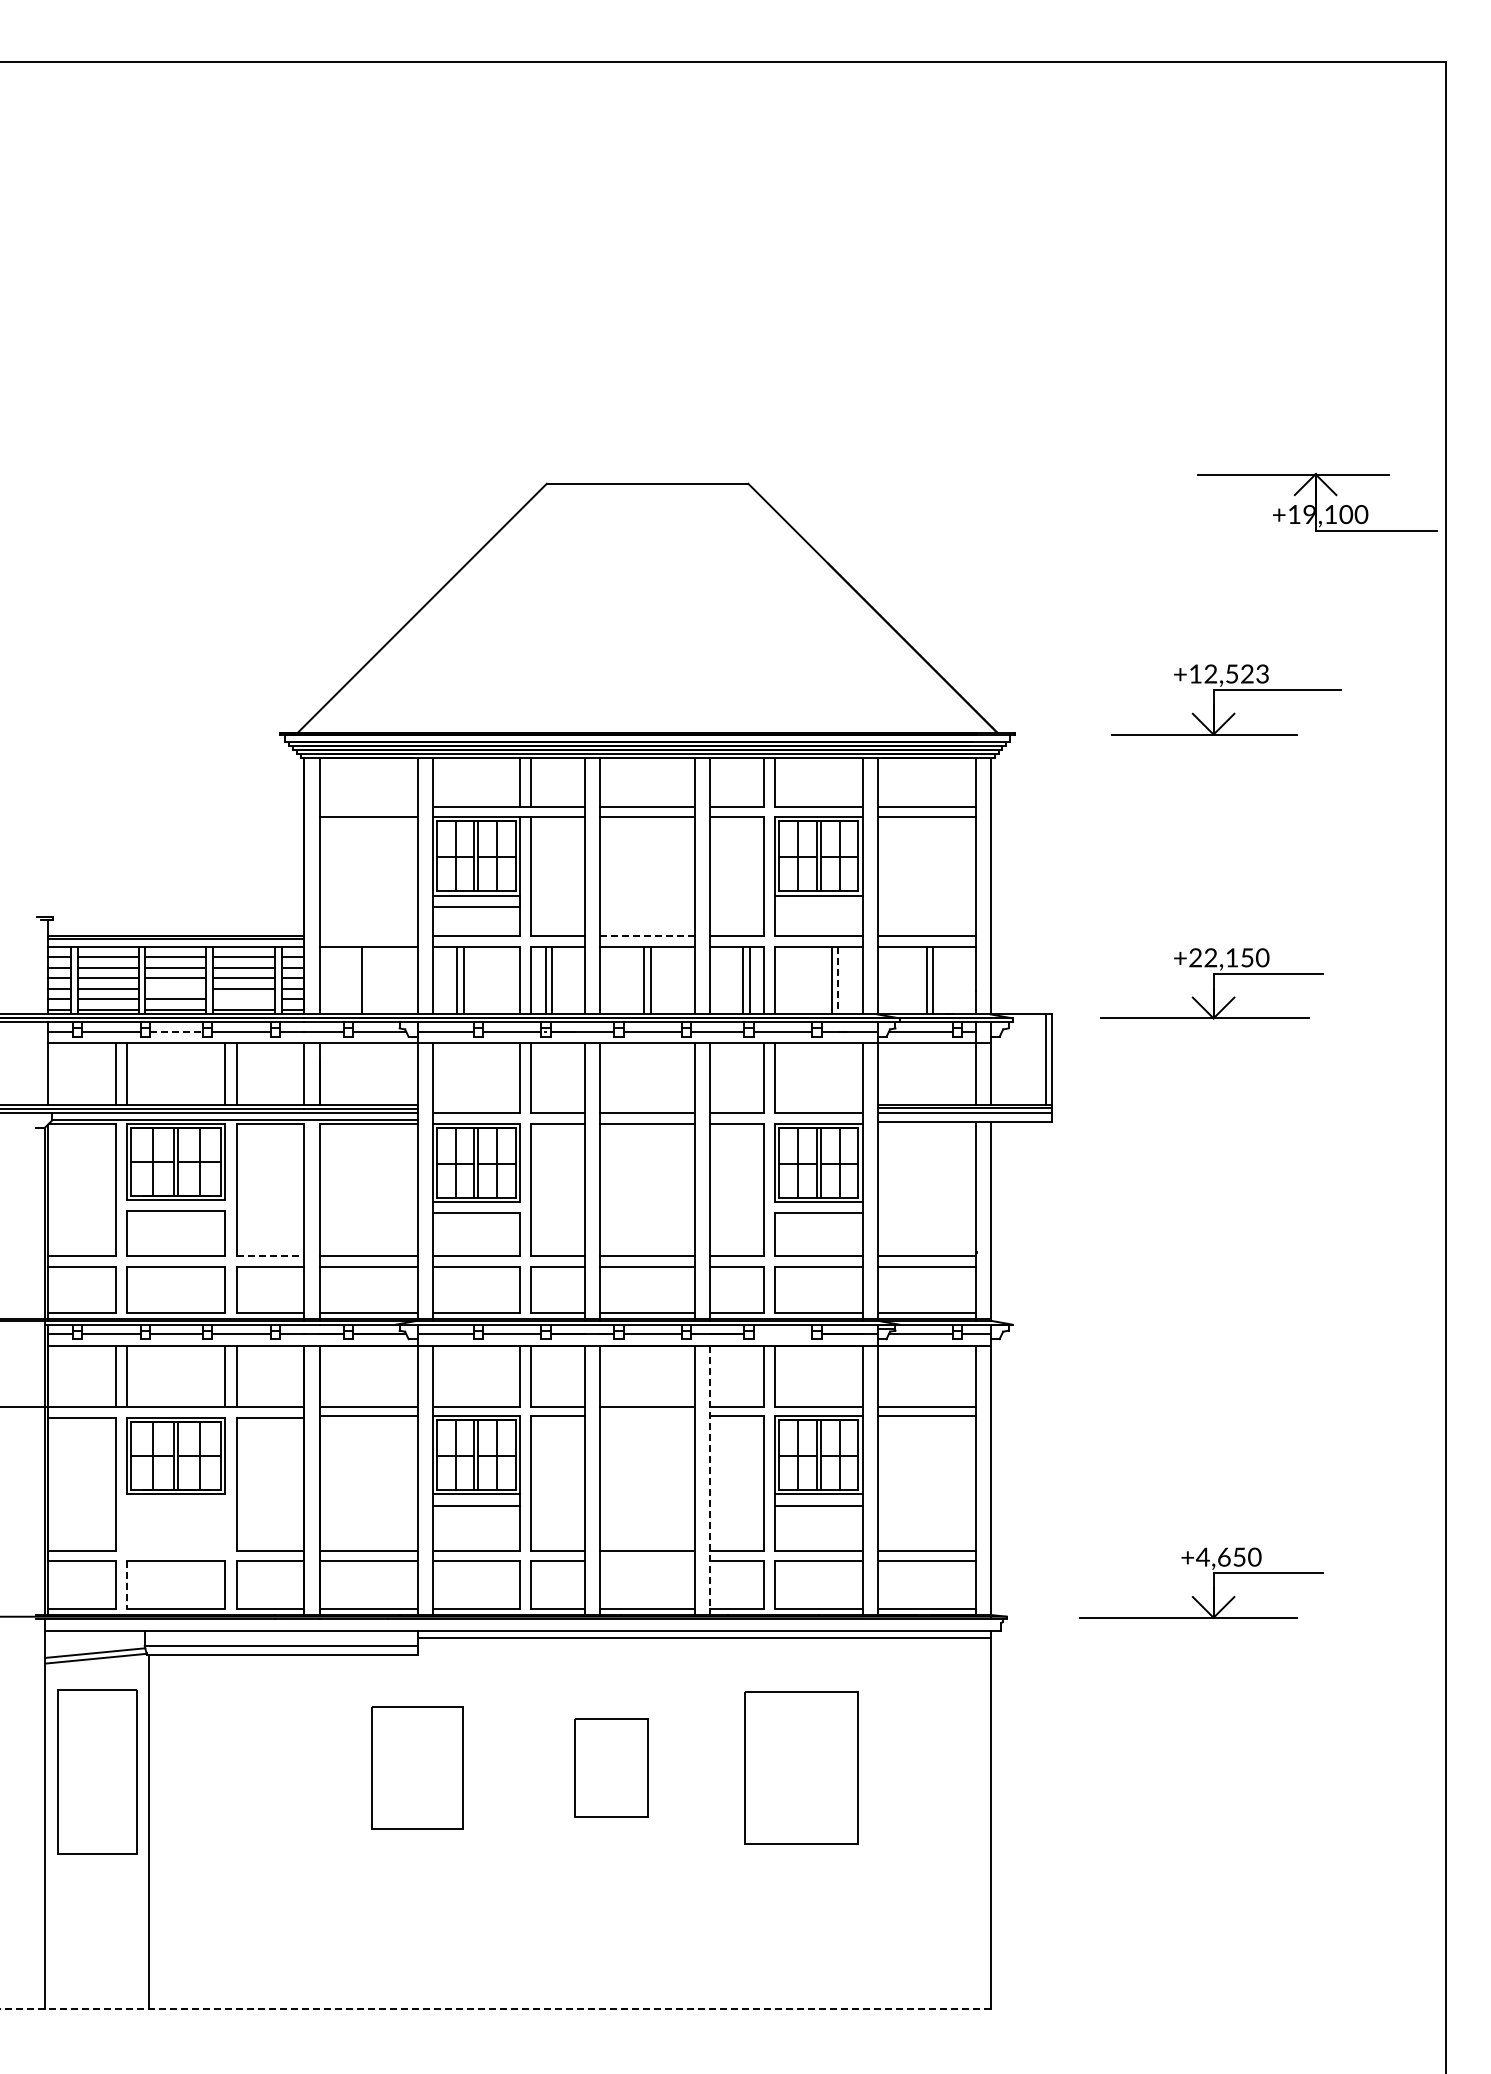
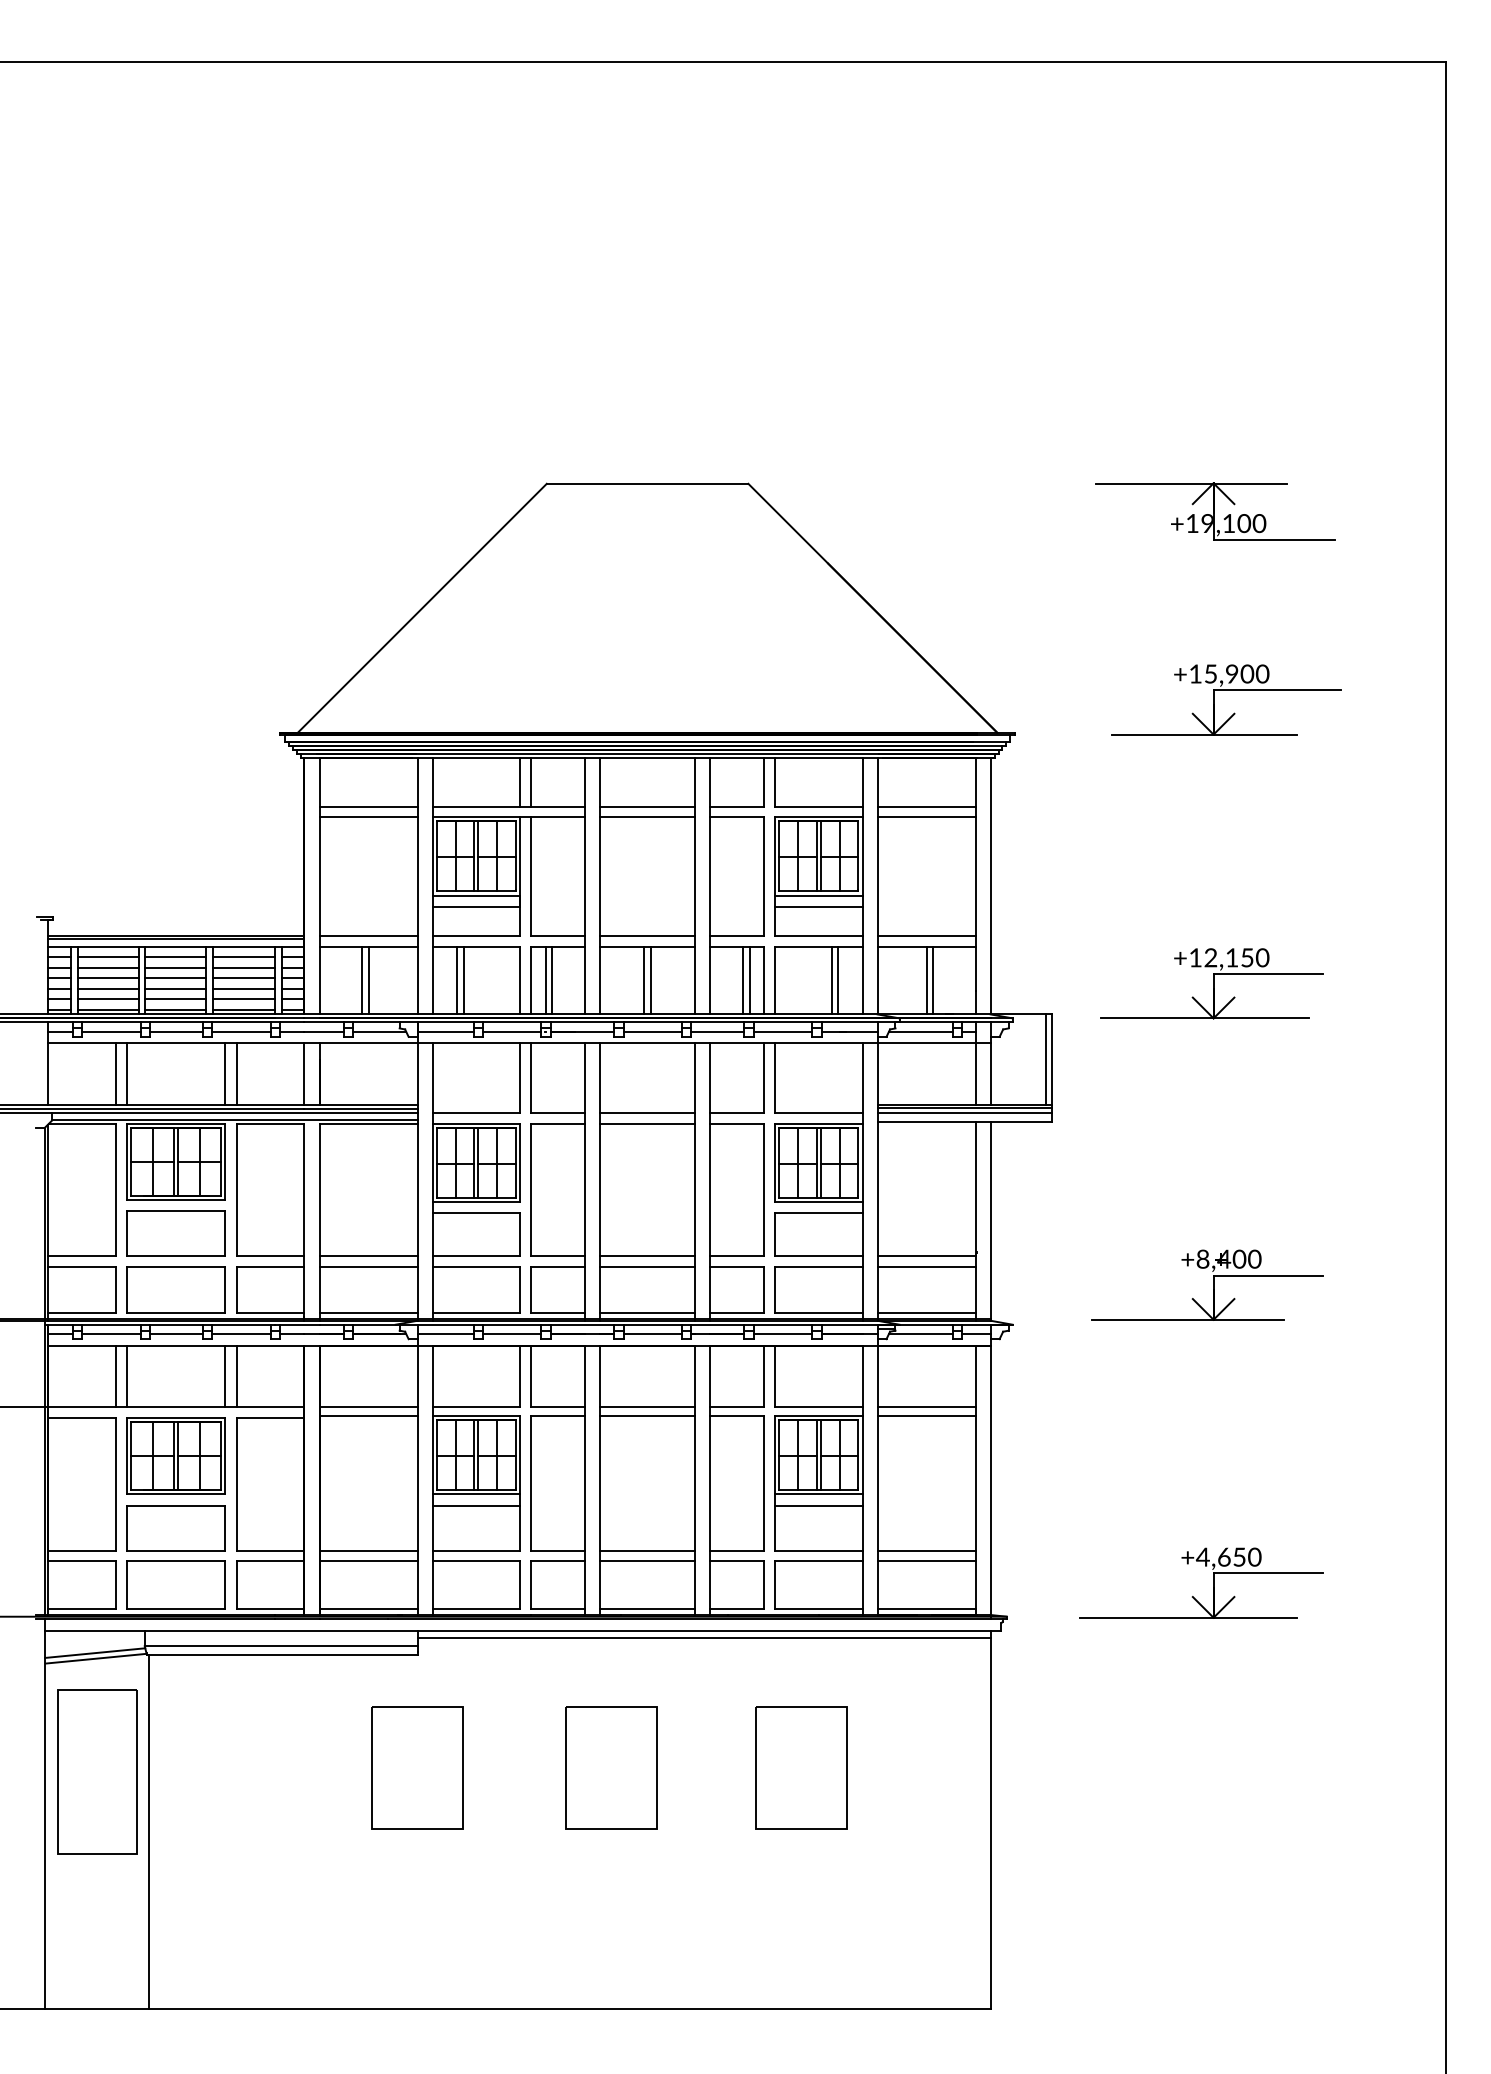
part position: (1317, 502) -> (1215, 511) (1215, 511)
text: +12,523 -> +15,900 (1236, 673)
line: none -> present (368, 806)
line: none -> present (818, 907)
line: none -> present (368, 936)
line: dashed -> solid (648, 936)
text: +22,150 -> +12,150 (1195, 957)
line: none -> present (368, 980)
line: dashed -> solid (838, 980)
line: none -> present (175, 988)
line: none -> present (243, 999)
line: dashed -> solid (176, 1032)
line: dashed -> solid (270, 1256)
part: none -> present (1207, 1284)
line: none -> present (782, 1334)
line: none -> present (647, 1416)
line: dashed -> solid (709, 1480)
part: none -> present (175, 1528)
line: none -> present (647, 1561)
line: dashed -> solid (127, 1585)
part size: 75x100 px -> 93x124 px (611, 1767)
part size: 115x154 px -> 93x124 px (801, 1767)
line: dashed -> solid (495, 2008)
